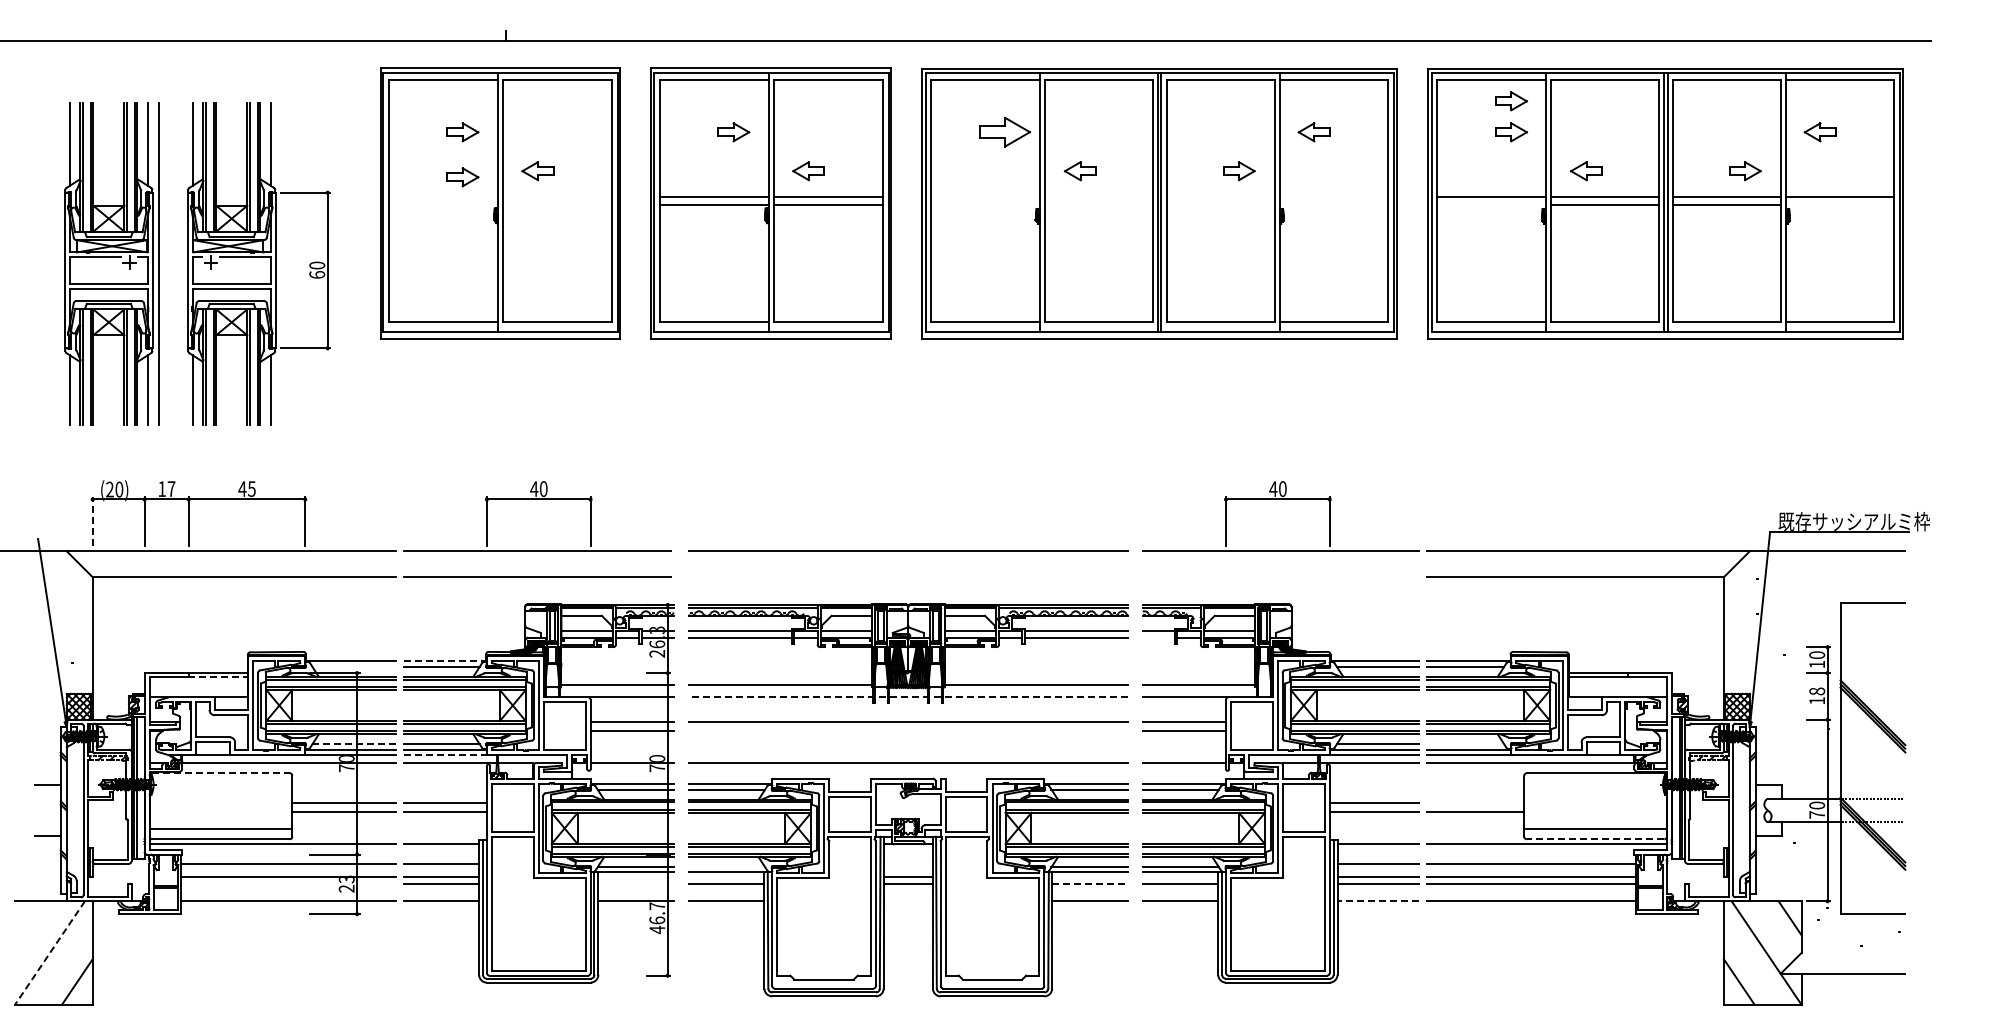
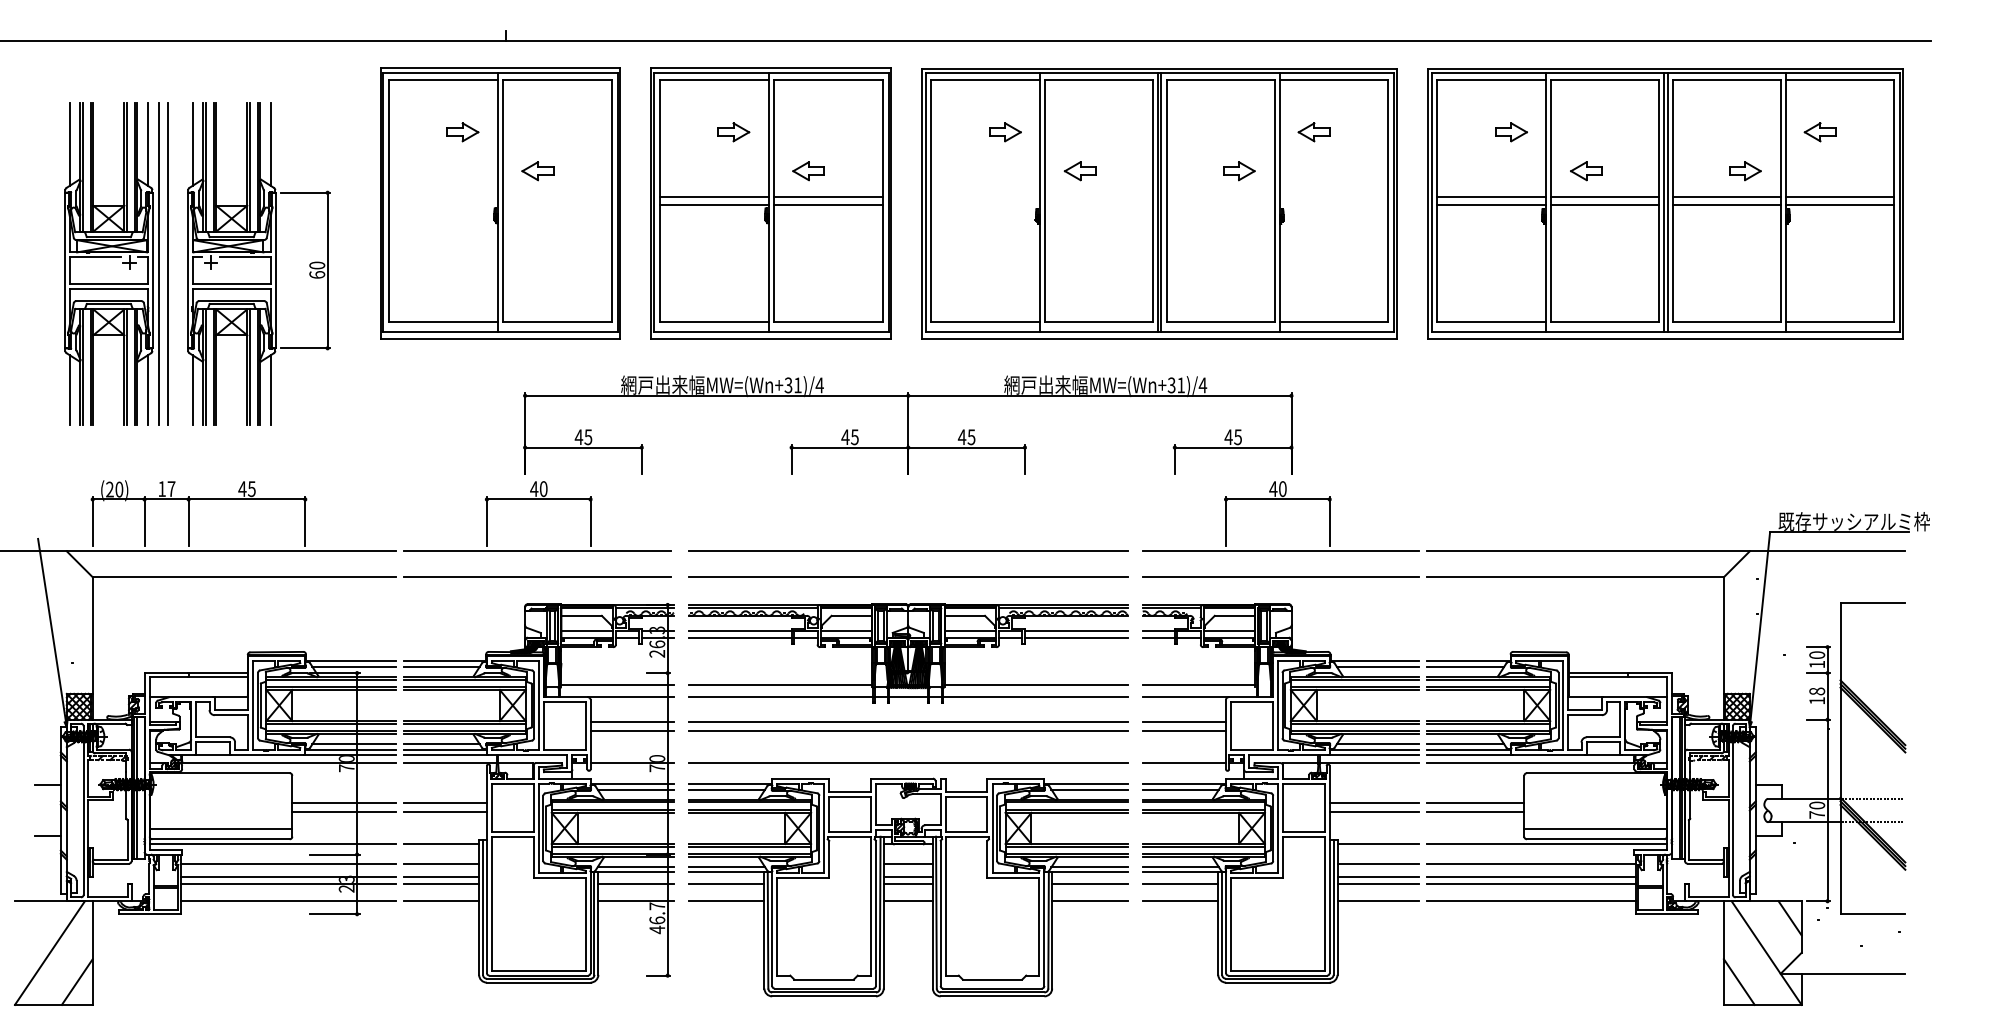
part: present -> none (1511, 101)
part size: 53x32 px -> 33x21 px (1005, 132)
part: present -> none (462, 177)
line: none -> present (1491, 204)
line: none -> present (1840, 204)
line: none -> present (167, 263)
part: none -> present (908, 424)
line: dashed -> solid (92, 521)
line: none -> present (908, 576)
line: none -> present (1280, 577)
line: none -> present (1158, 638)
line: dashed -> solid (445, 661)
line: none -> present (354, 666)
line: dashed -> solid (217, 677)
line: dashed -> solid (908, 697)
line: none -> present (908, 730)
line: dashed -> solid (354, 744)
line: none -> present (1465, 744)
line: dashed -> solid (446, 755)
line: dashed -> solid (221, 773)
line: none -> present (1475, 803)
line: dashed -> solid (1595, 839)
line: none -> present (907, 863)
line: none -> present (726, 867)
line: none -> present (288, 884)
line: none -> present (635, 884)
line: dashed -> solid (1090, 884)
line: none -> present (907, 901)
line: dashed -> solid (1378, 901)
line: dashed -> solid (49, 953)
